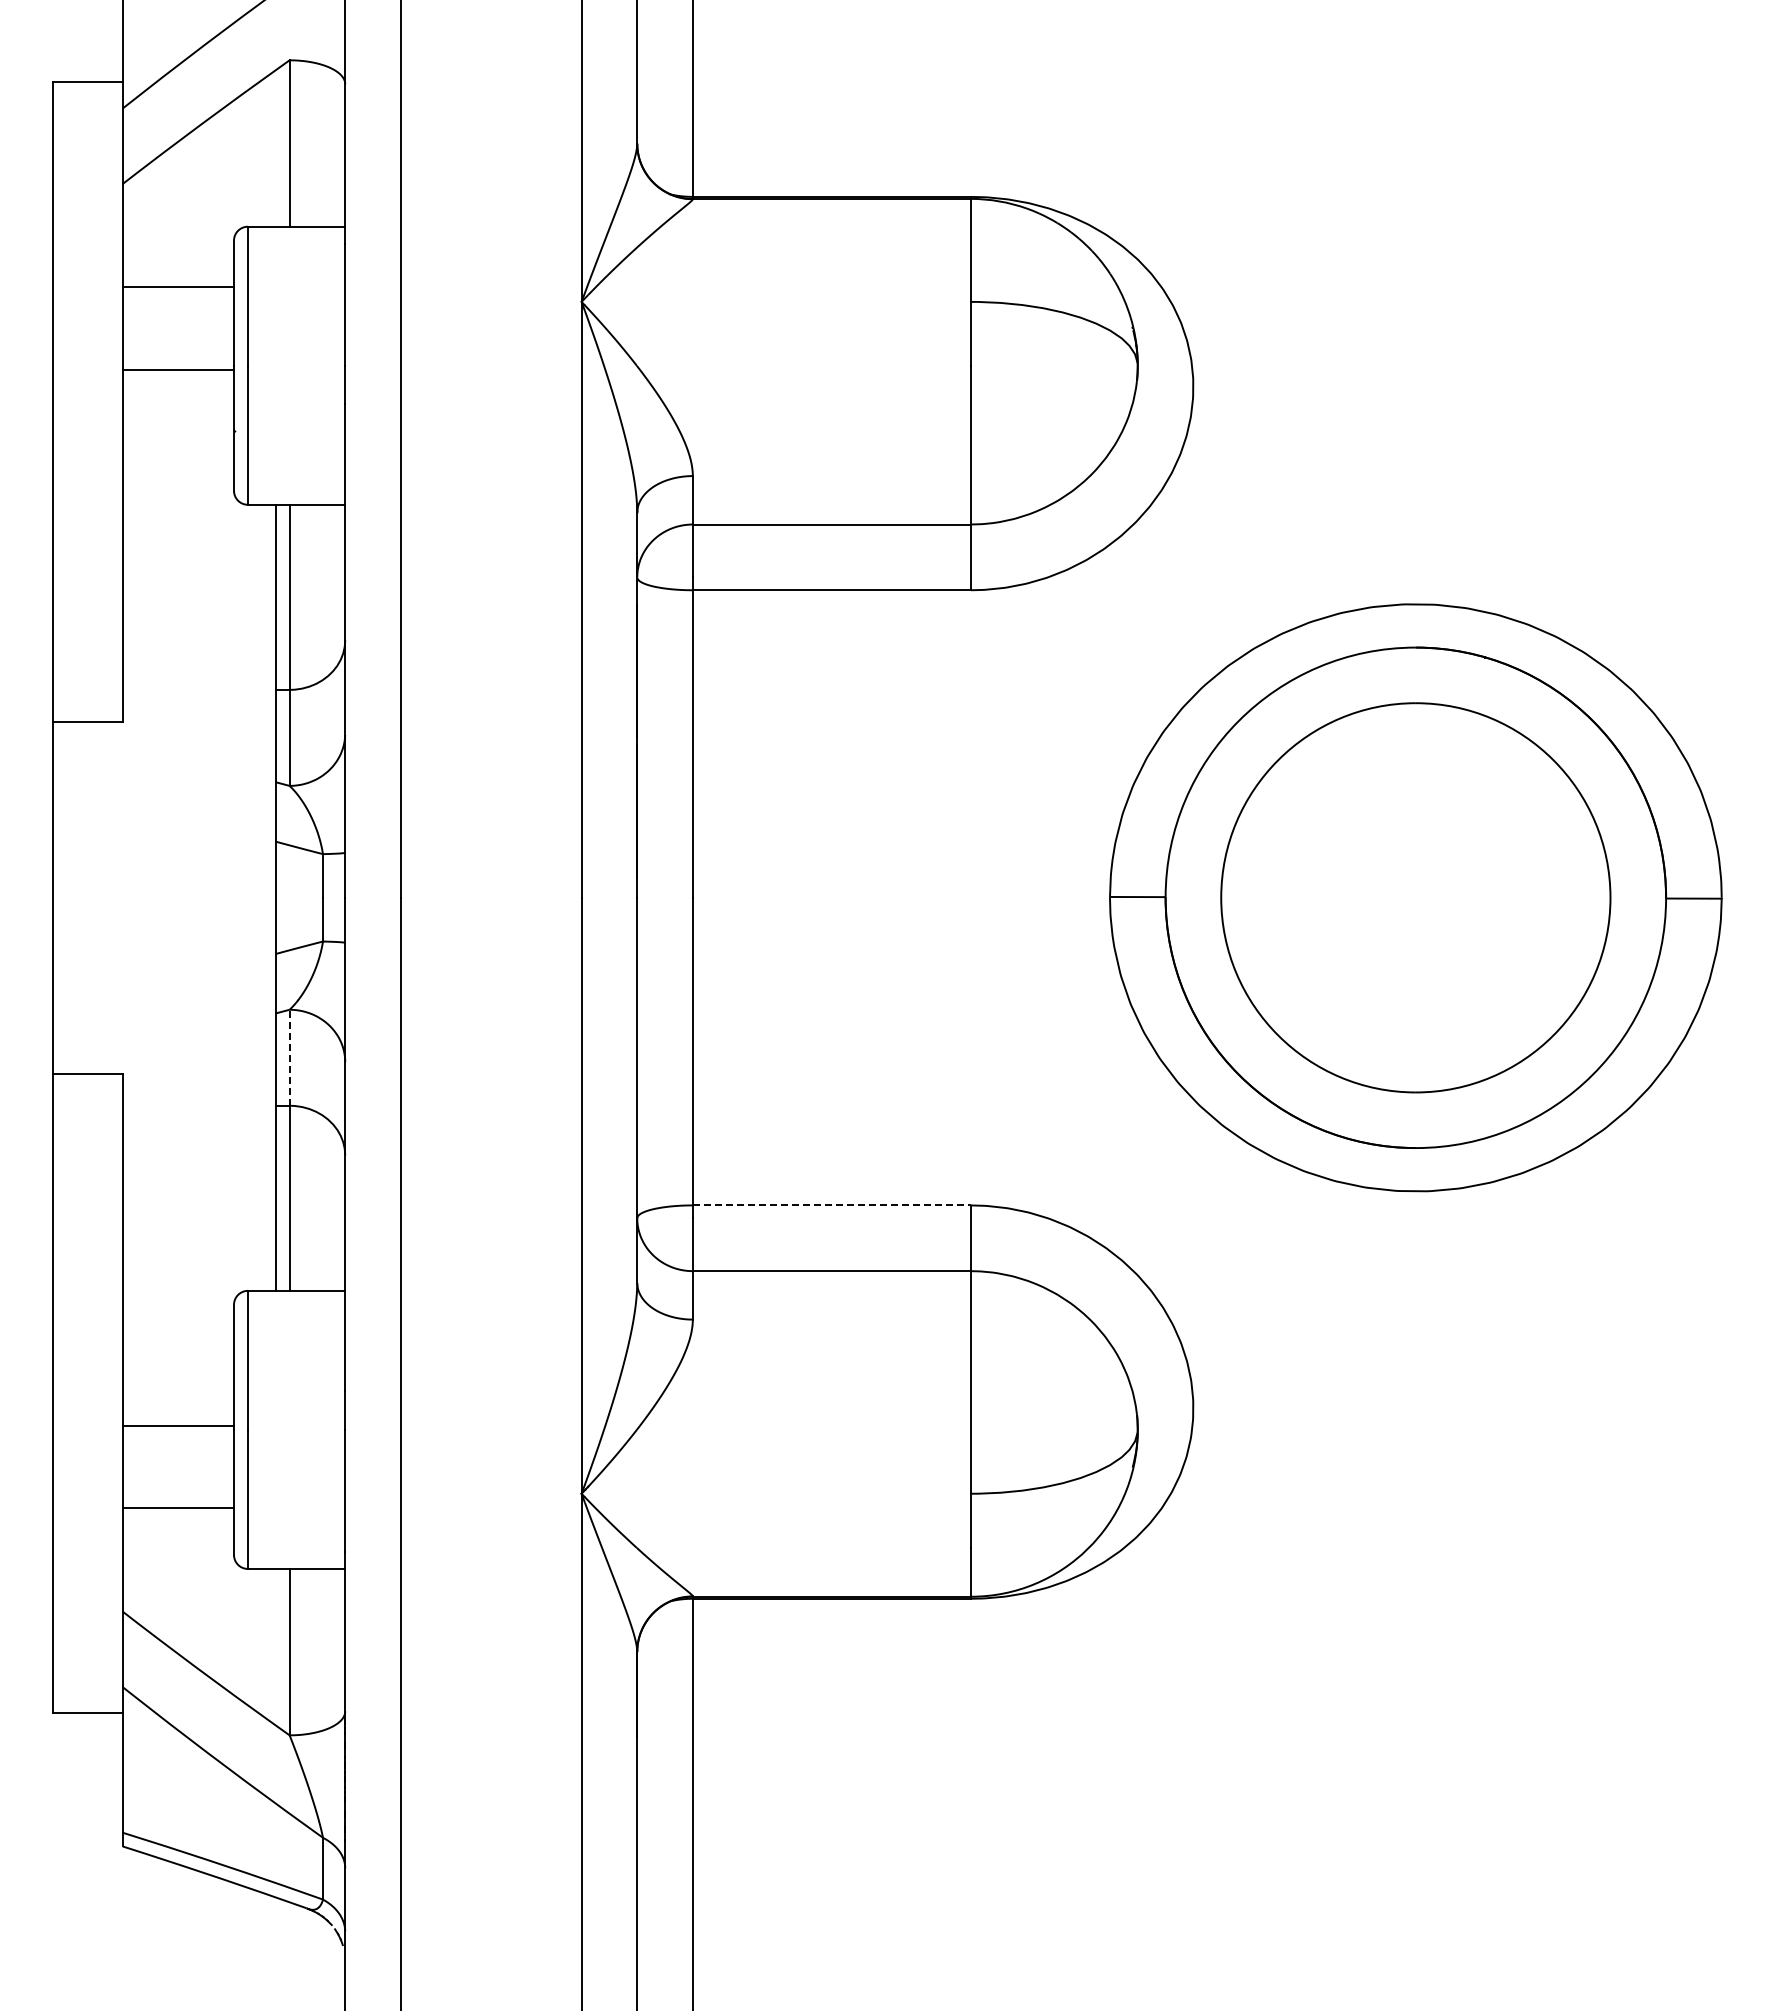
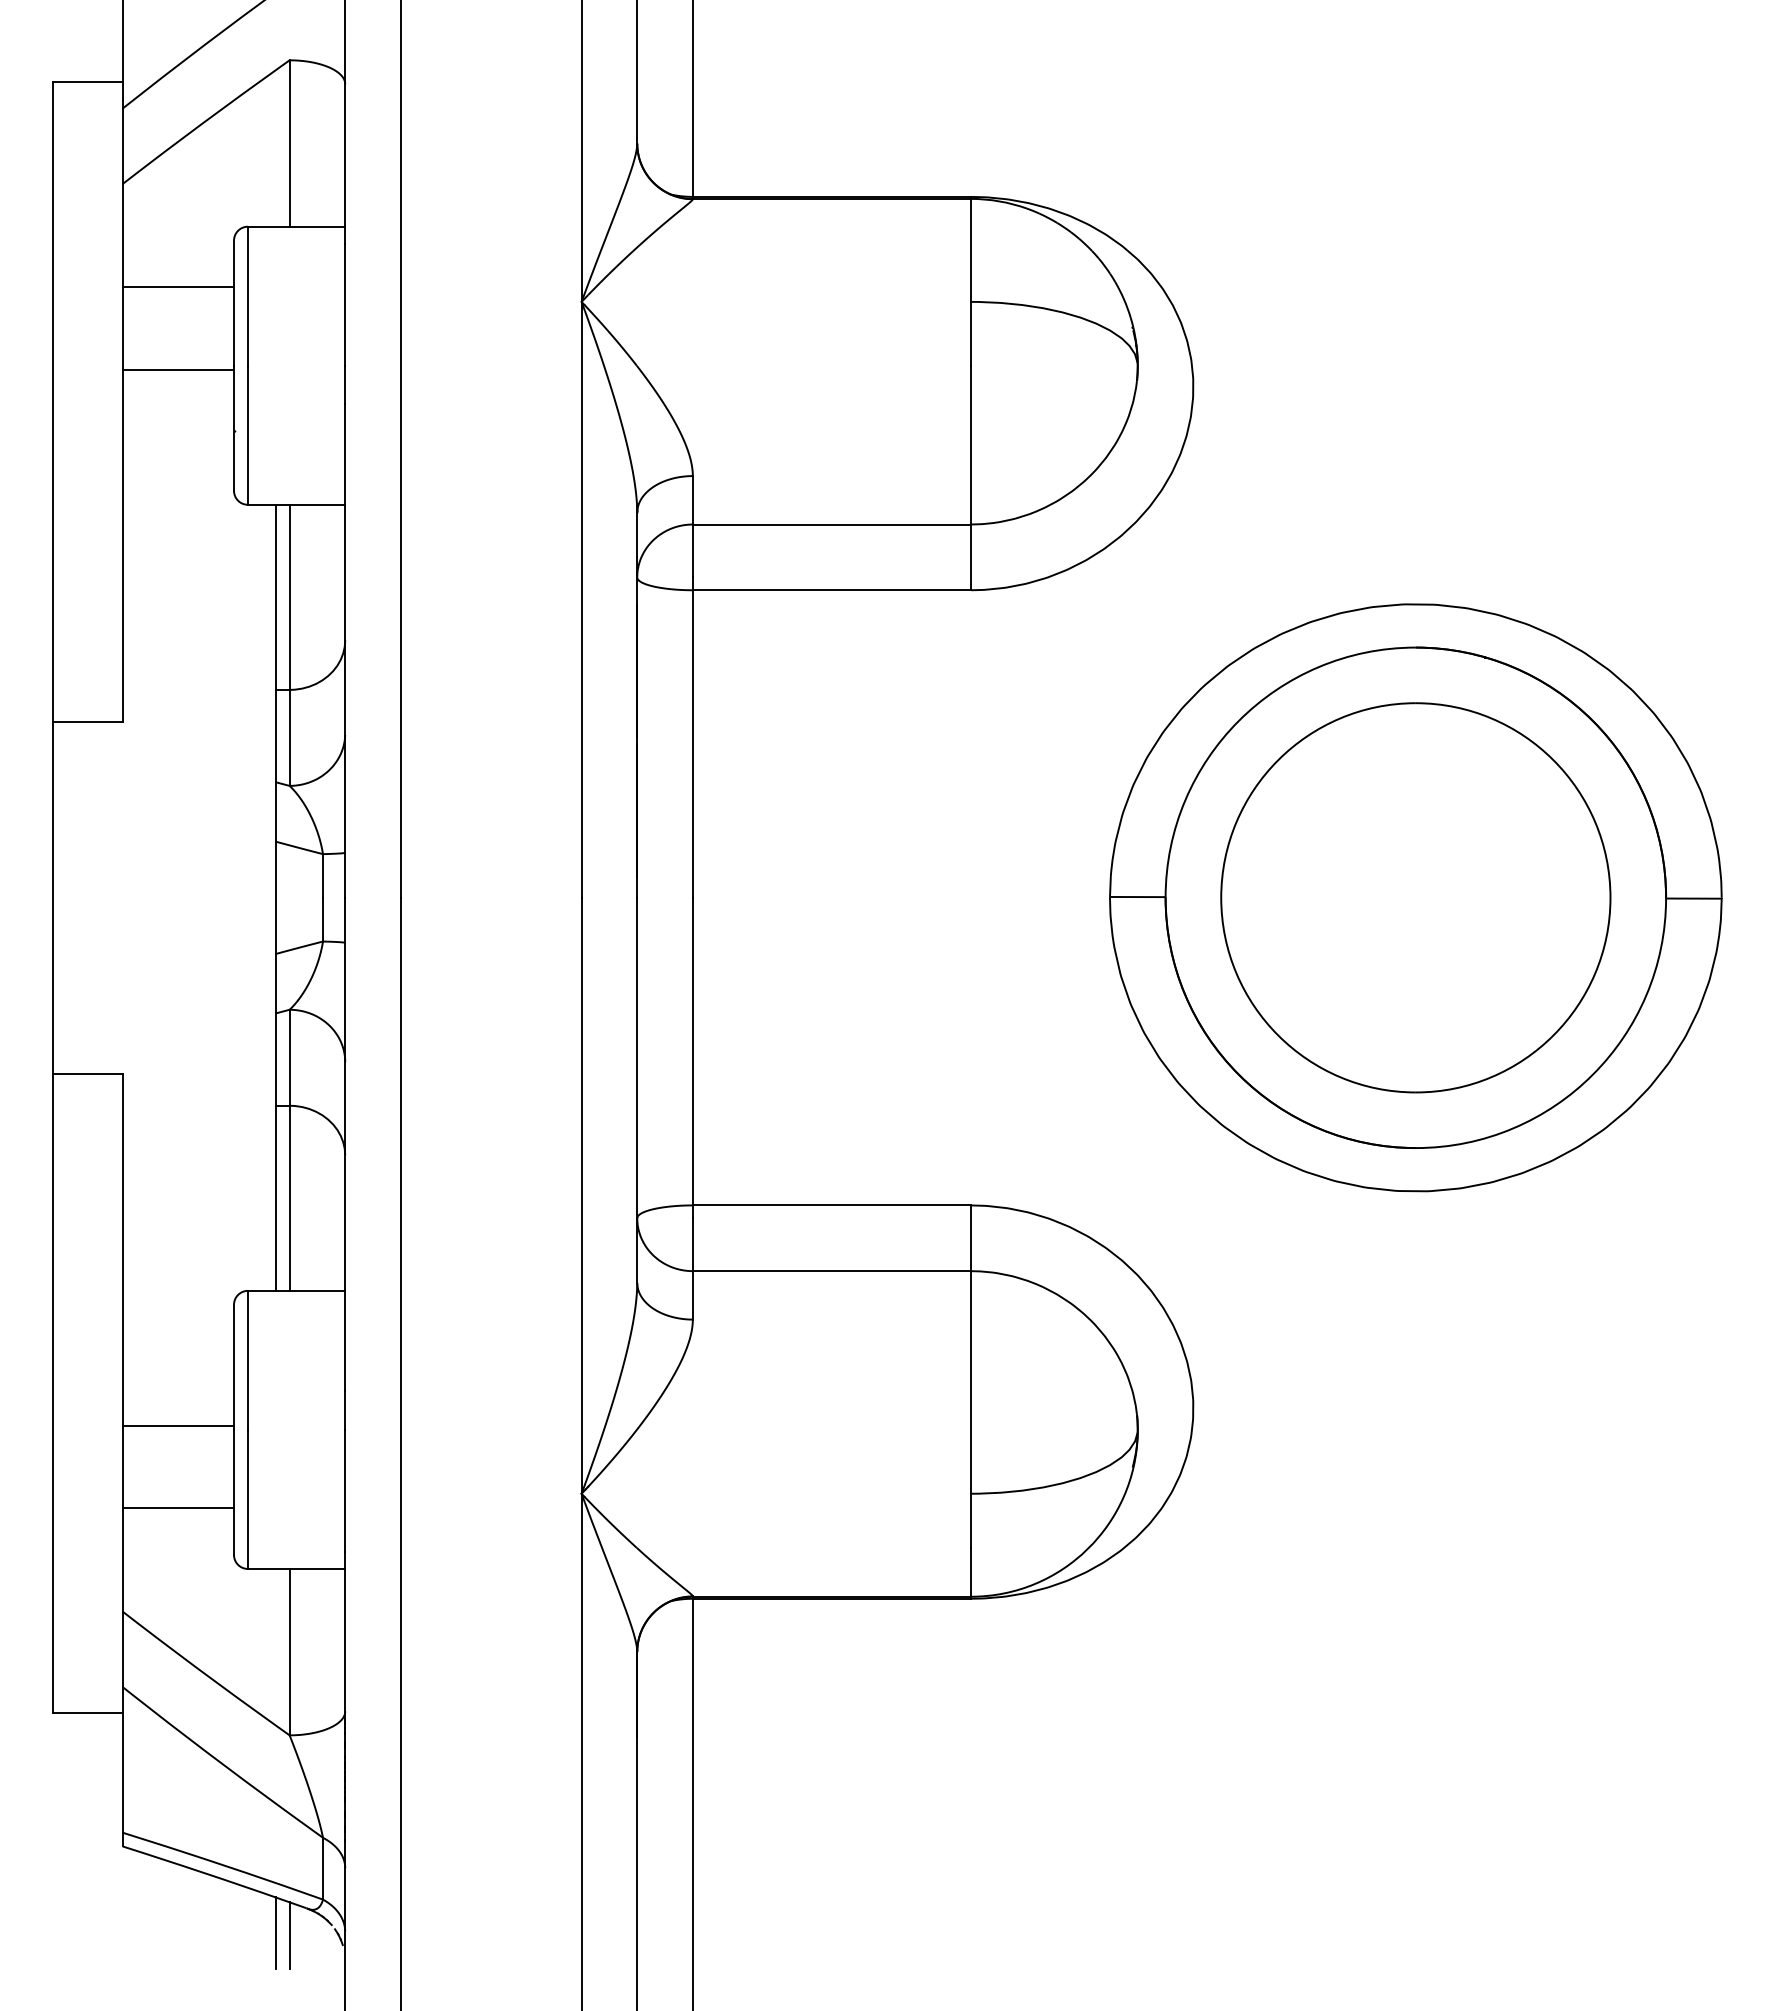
line: dashed -> solid (289, 1057)
line: dashed -> solid (832, 1205)
line: none -> present (275, 1933)
line: none -> present (289, 1935)
